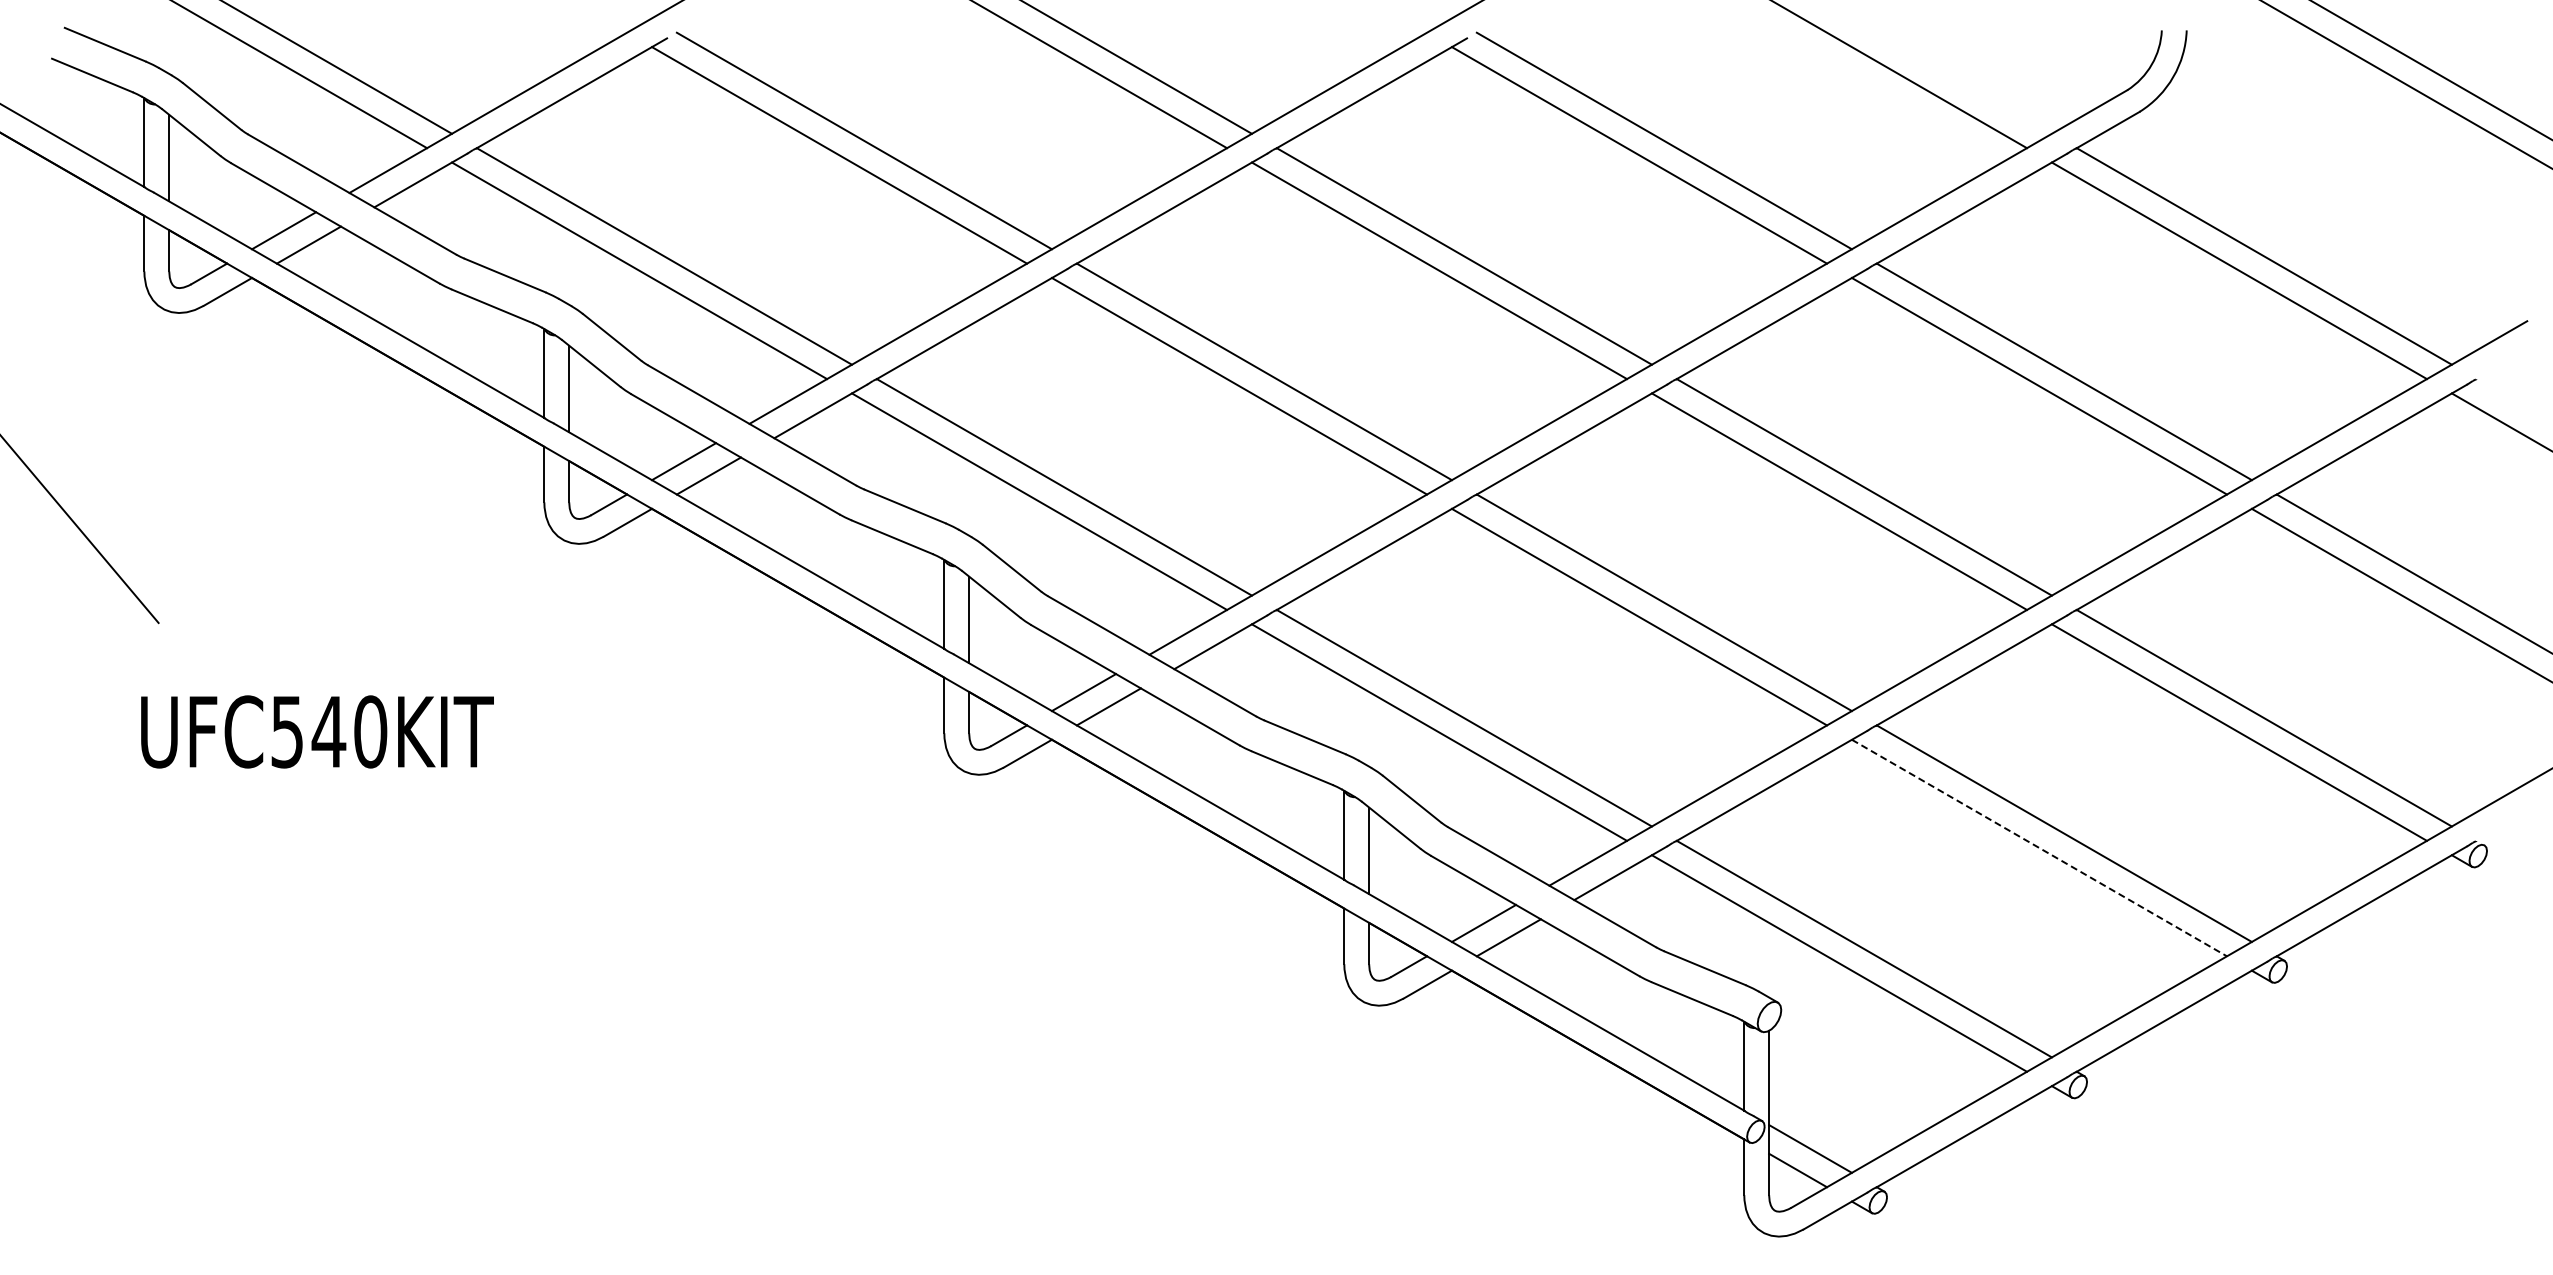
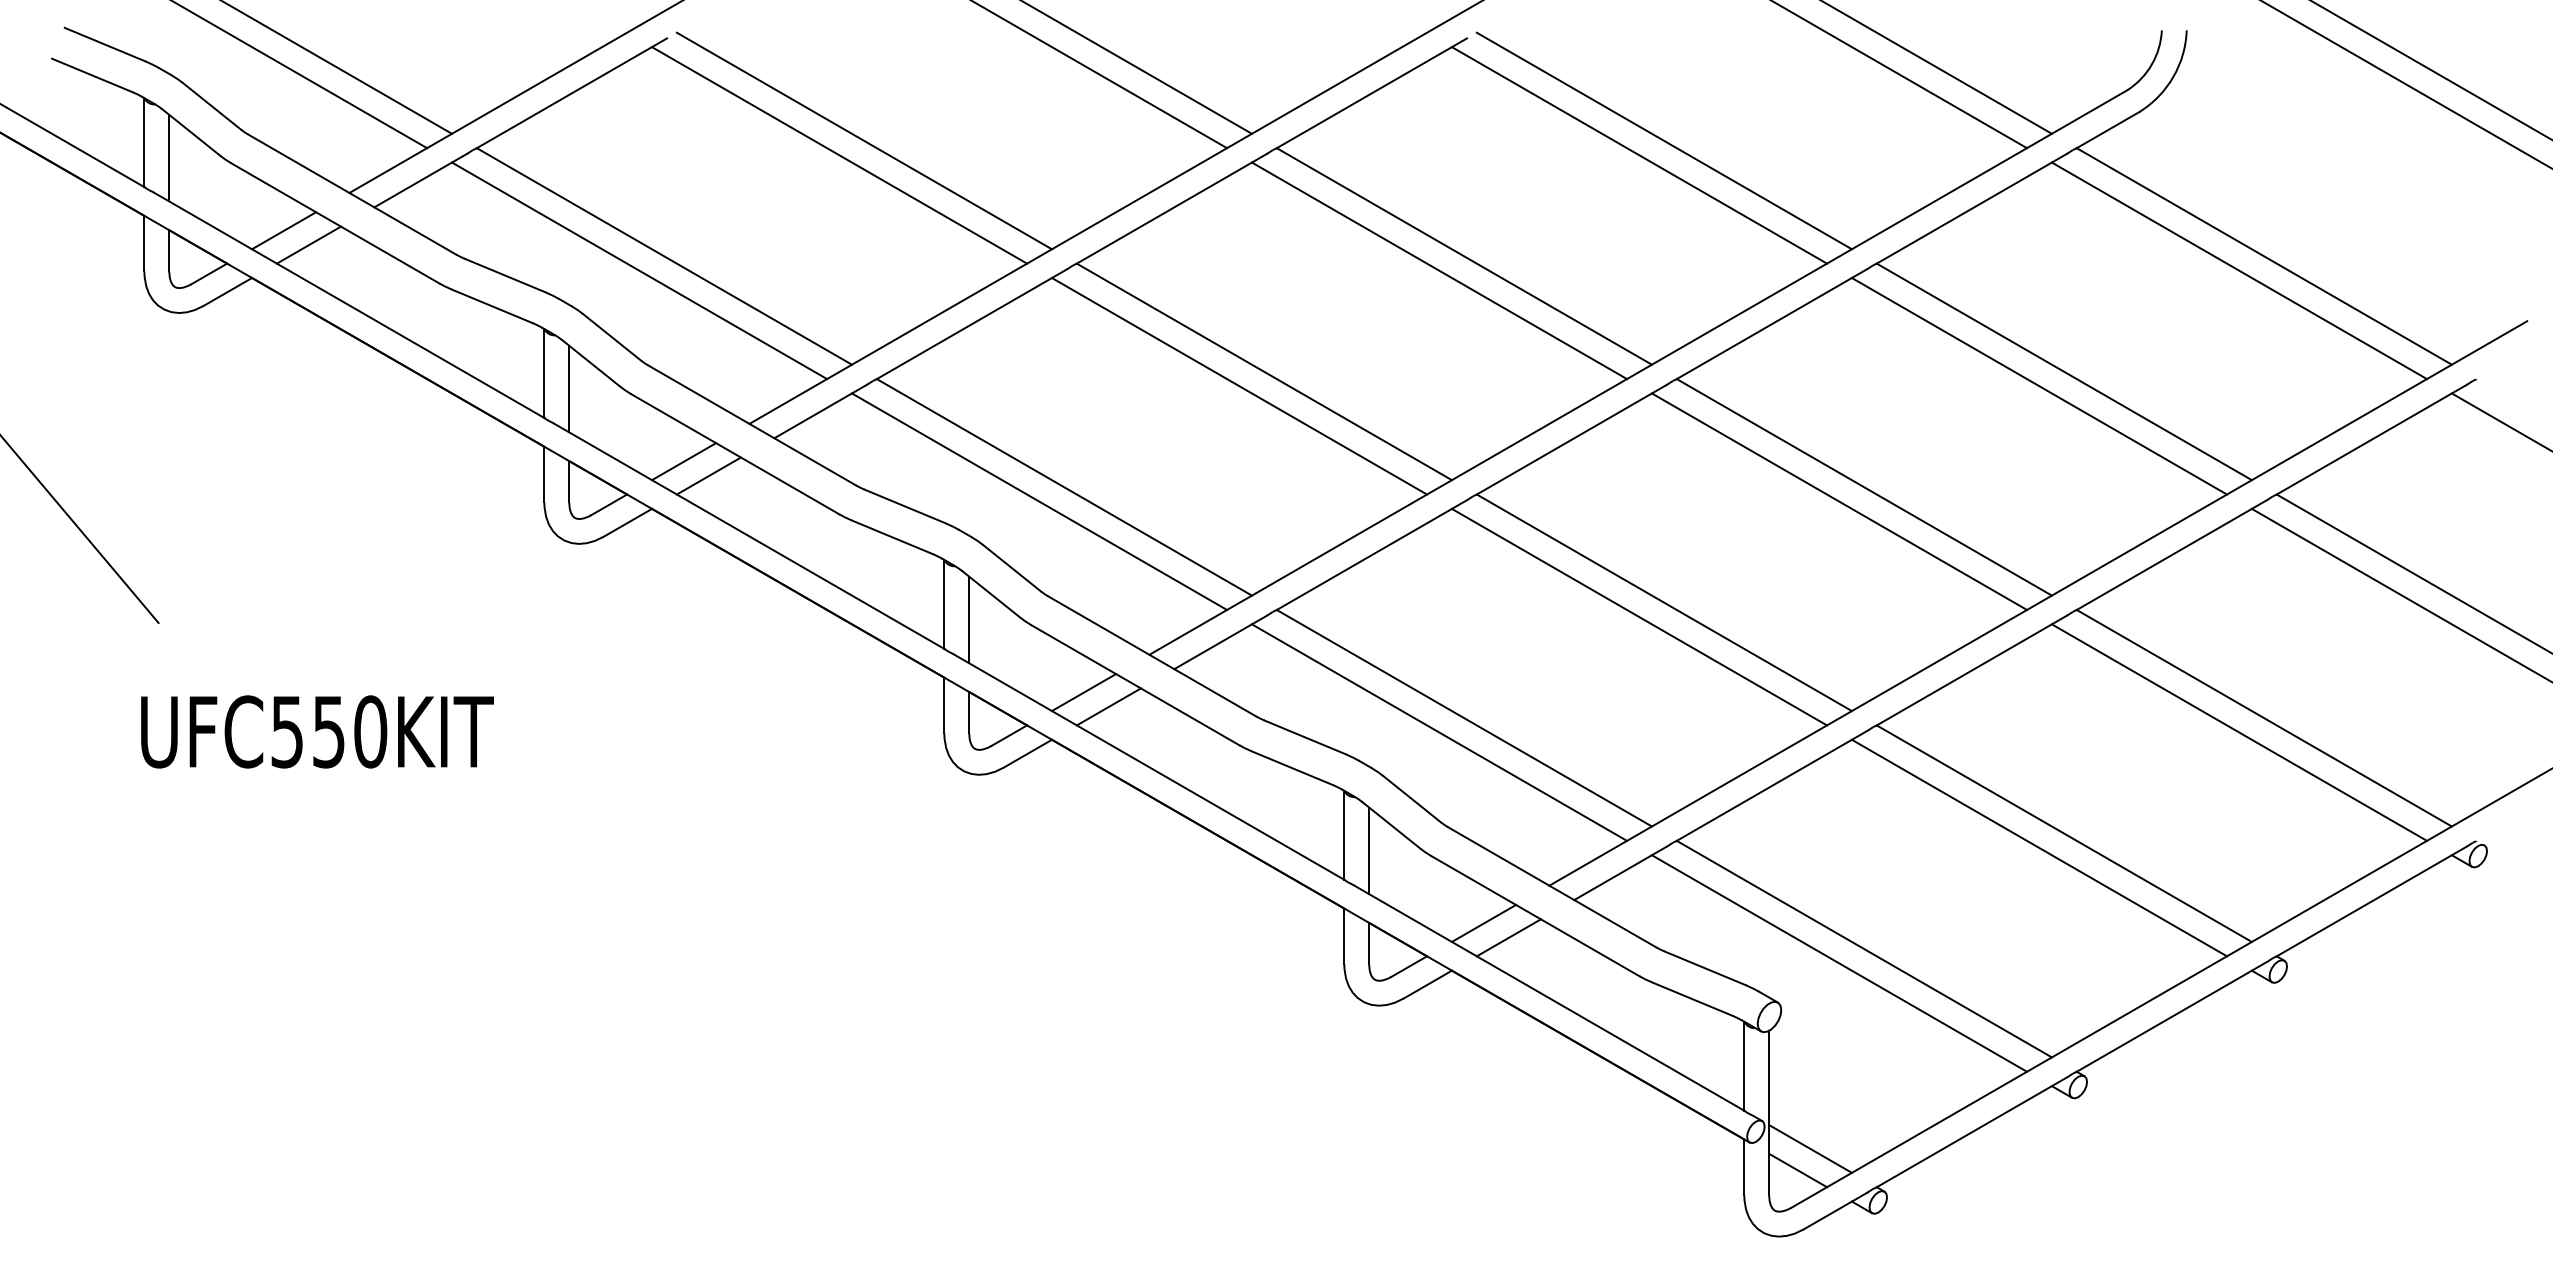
line: none -> present (1937, 67)
text: UFC540KIT -> UFC550KIT (328, 732)
line: dashed -> solid (2039, 848)
